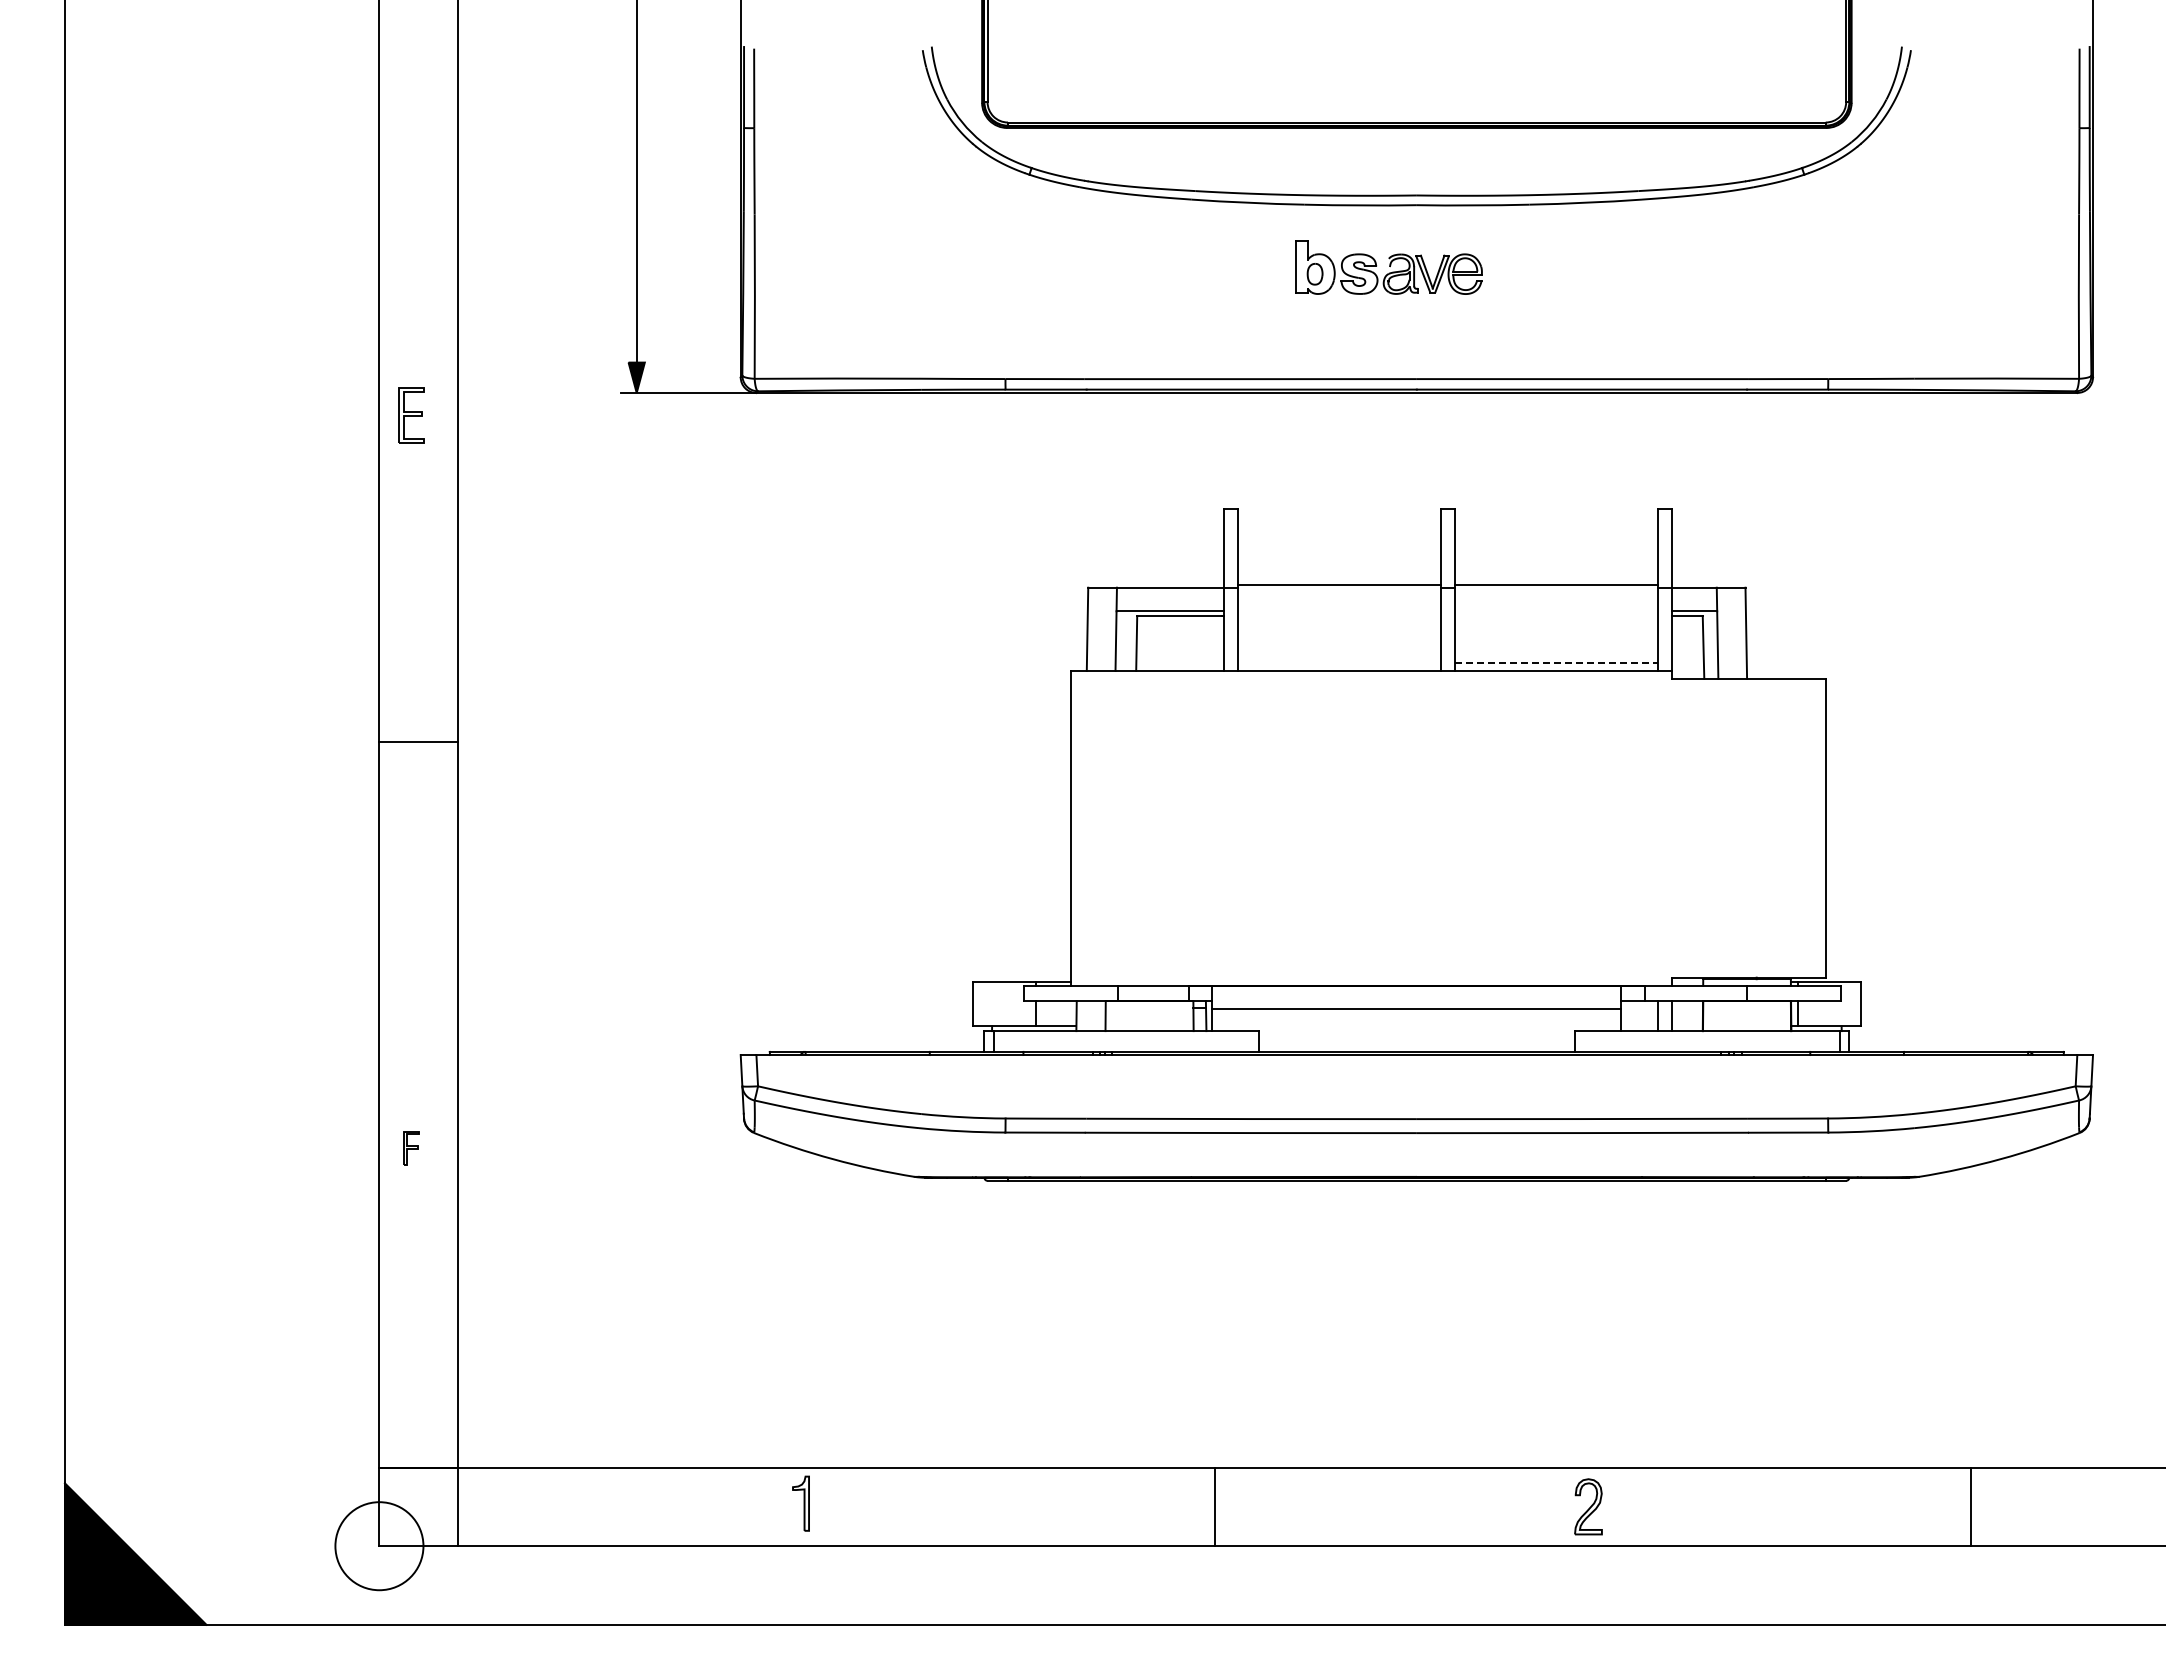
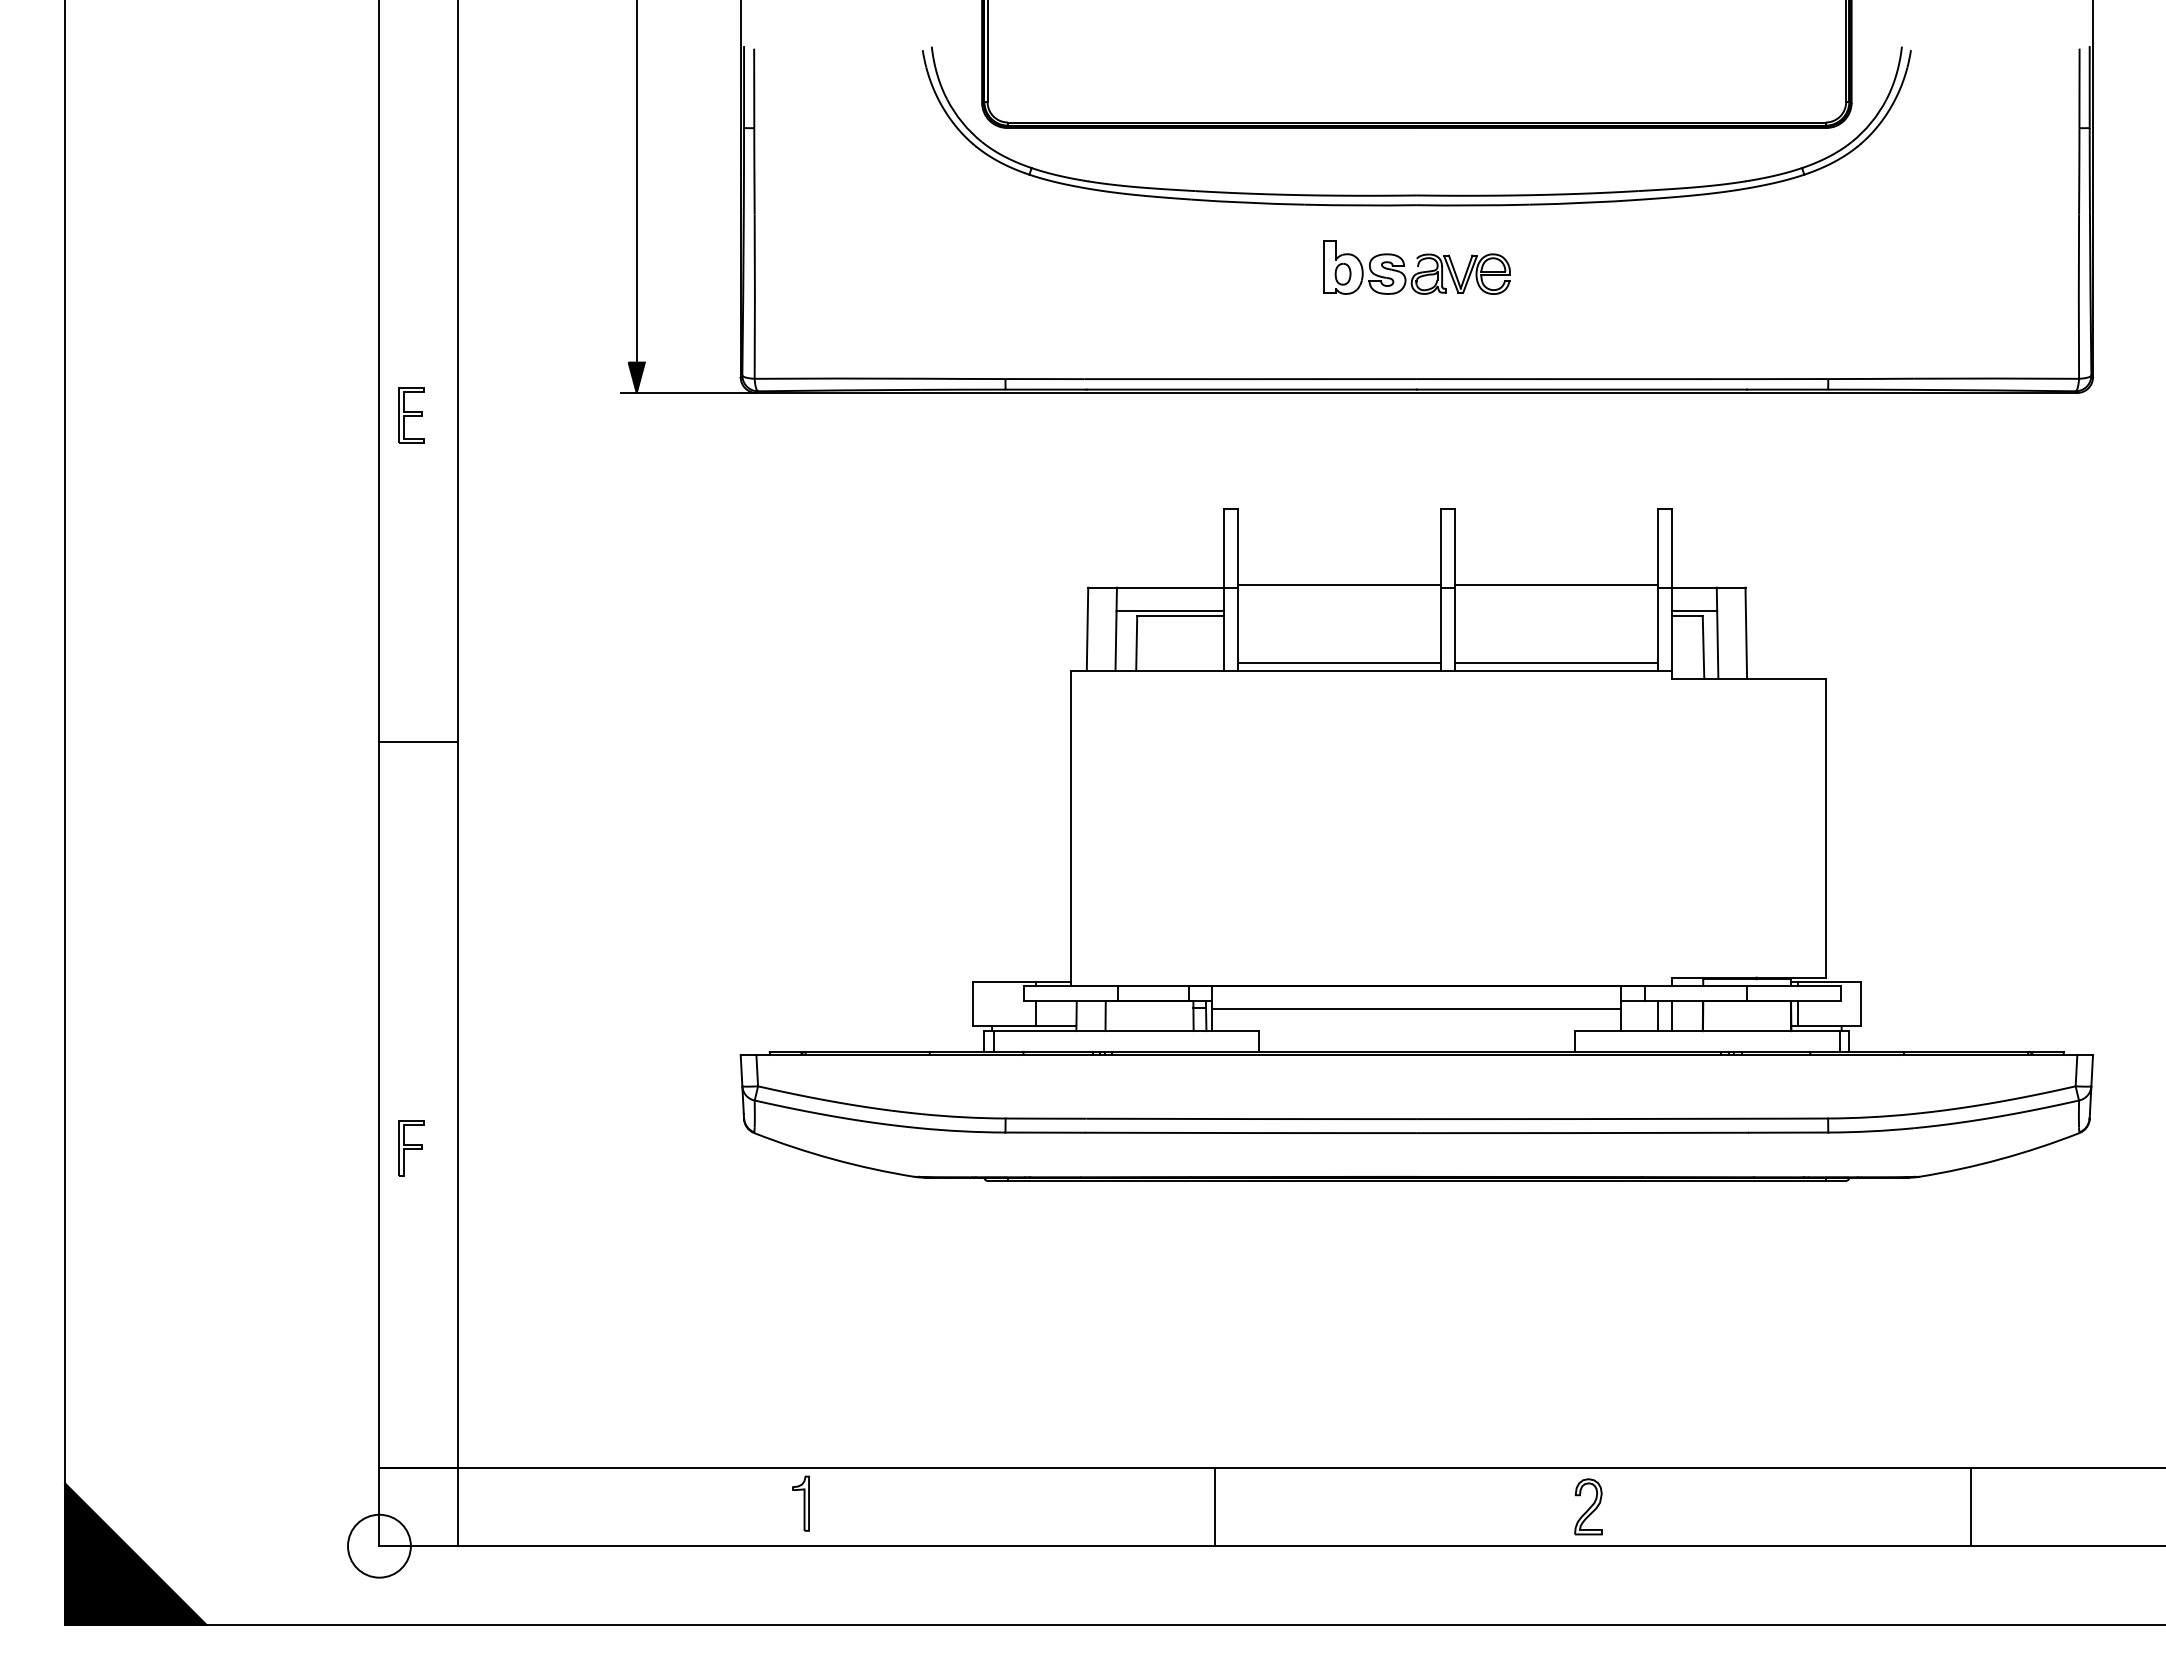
part position: (1388, 267) -> (1416, 267) (1416, 267)
line: none -> present (1339, 663)
line: dashed -> solid (1557, 663)
part size: 17x35 px -> 27x57 px (411, 1148)
circle diameter: 88 px -> 63 px (379, 1545)
